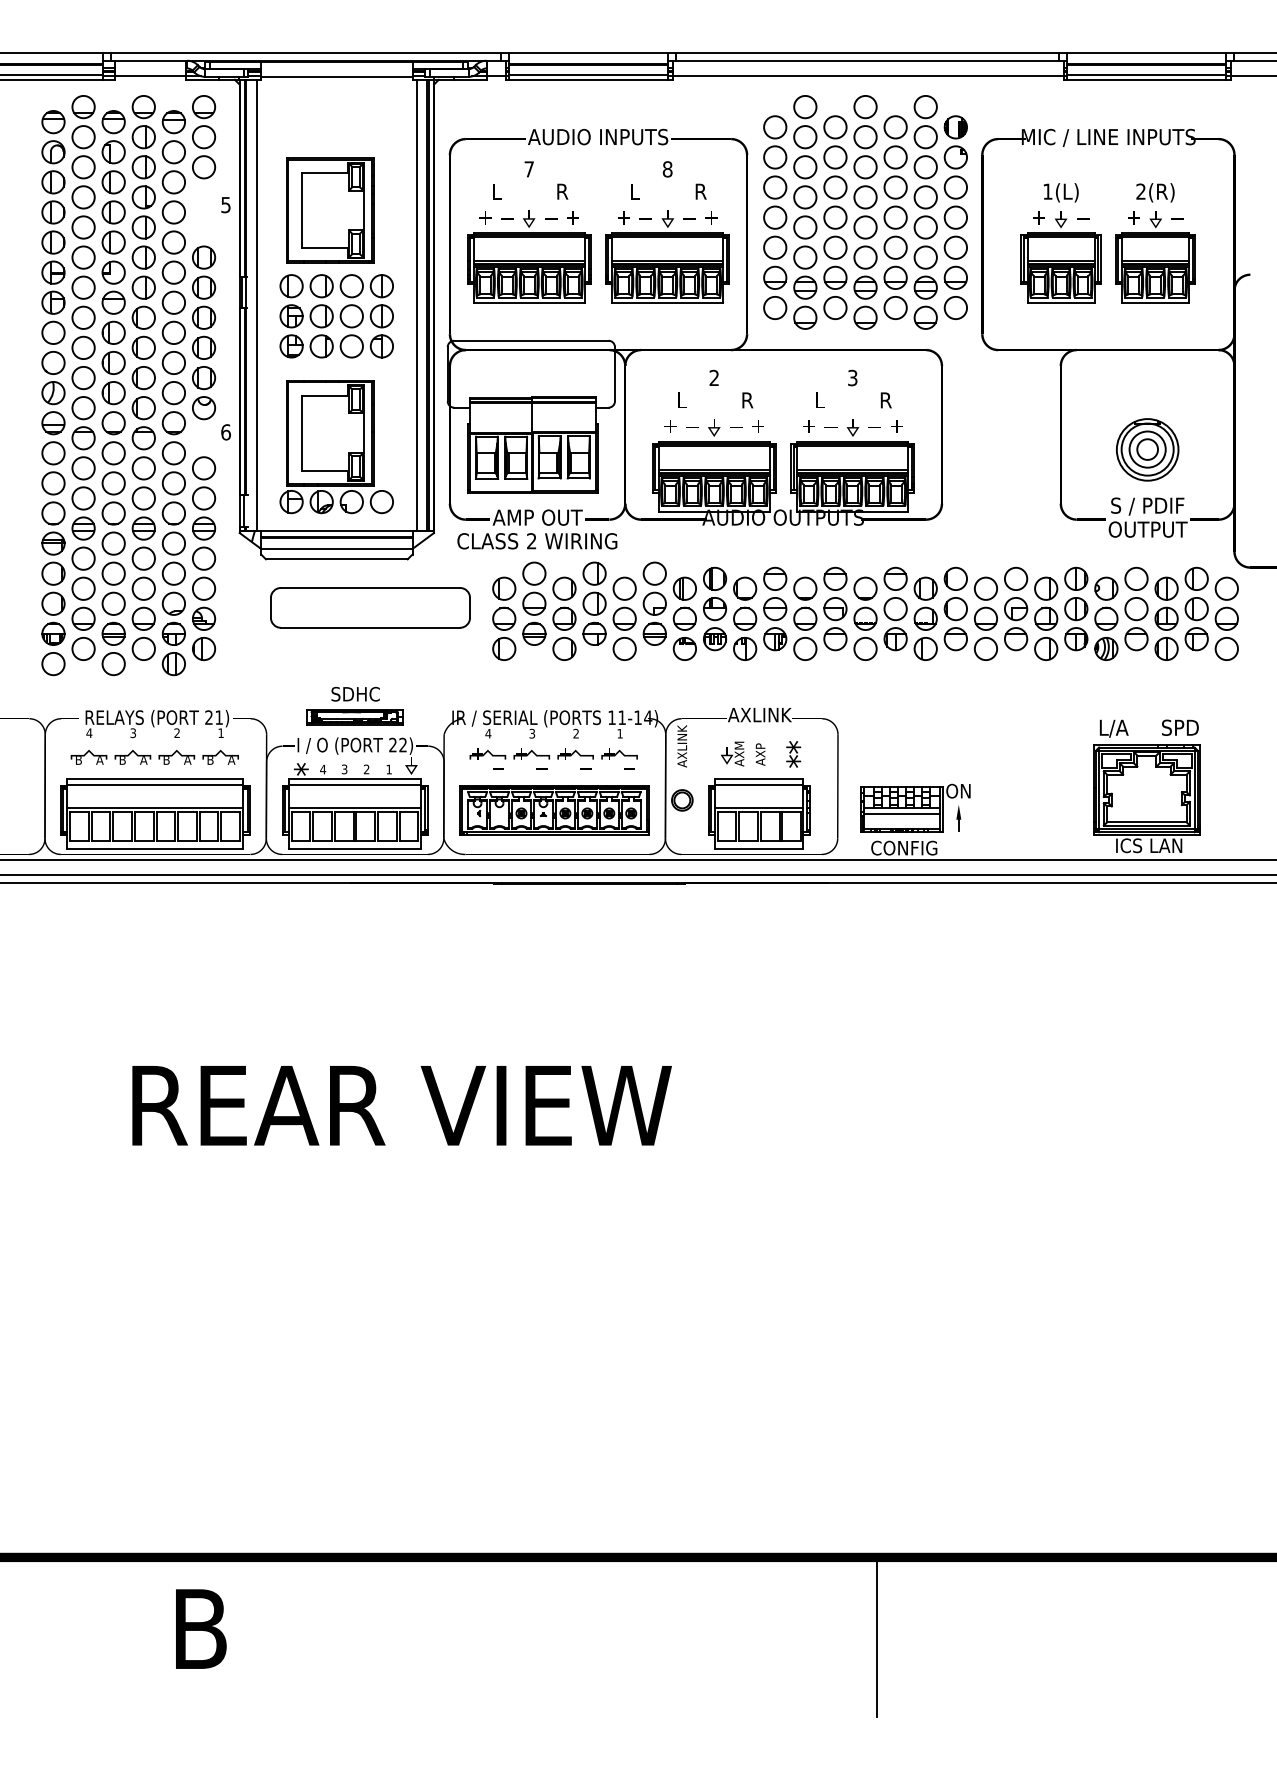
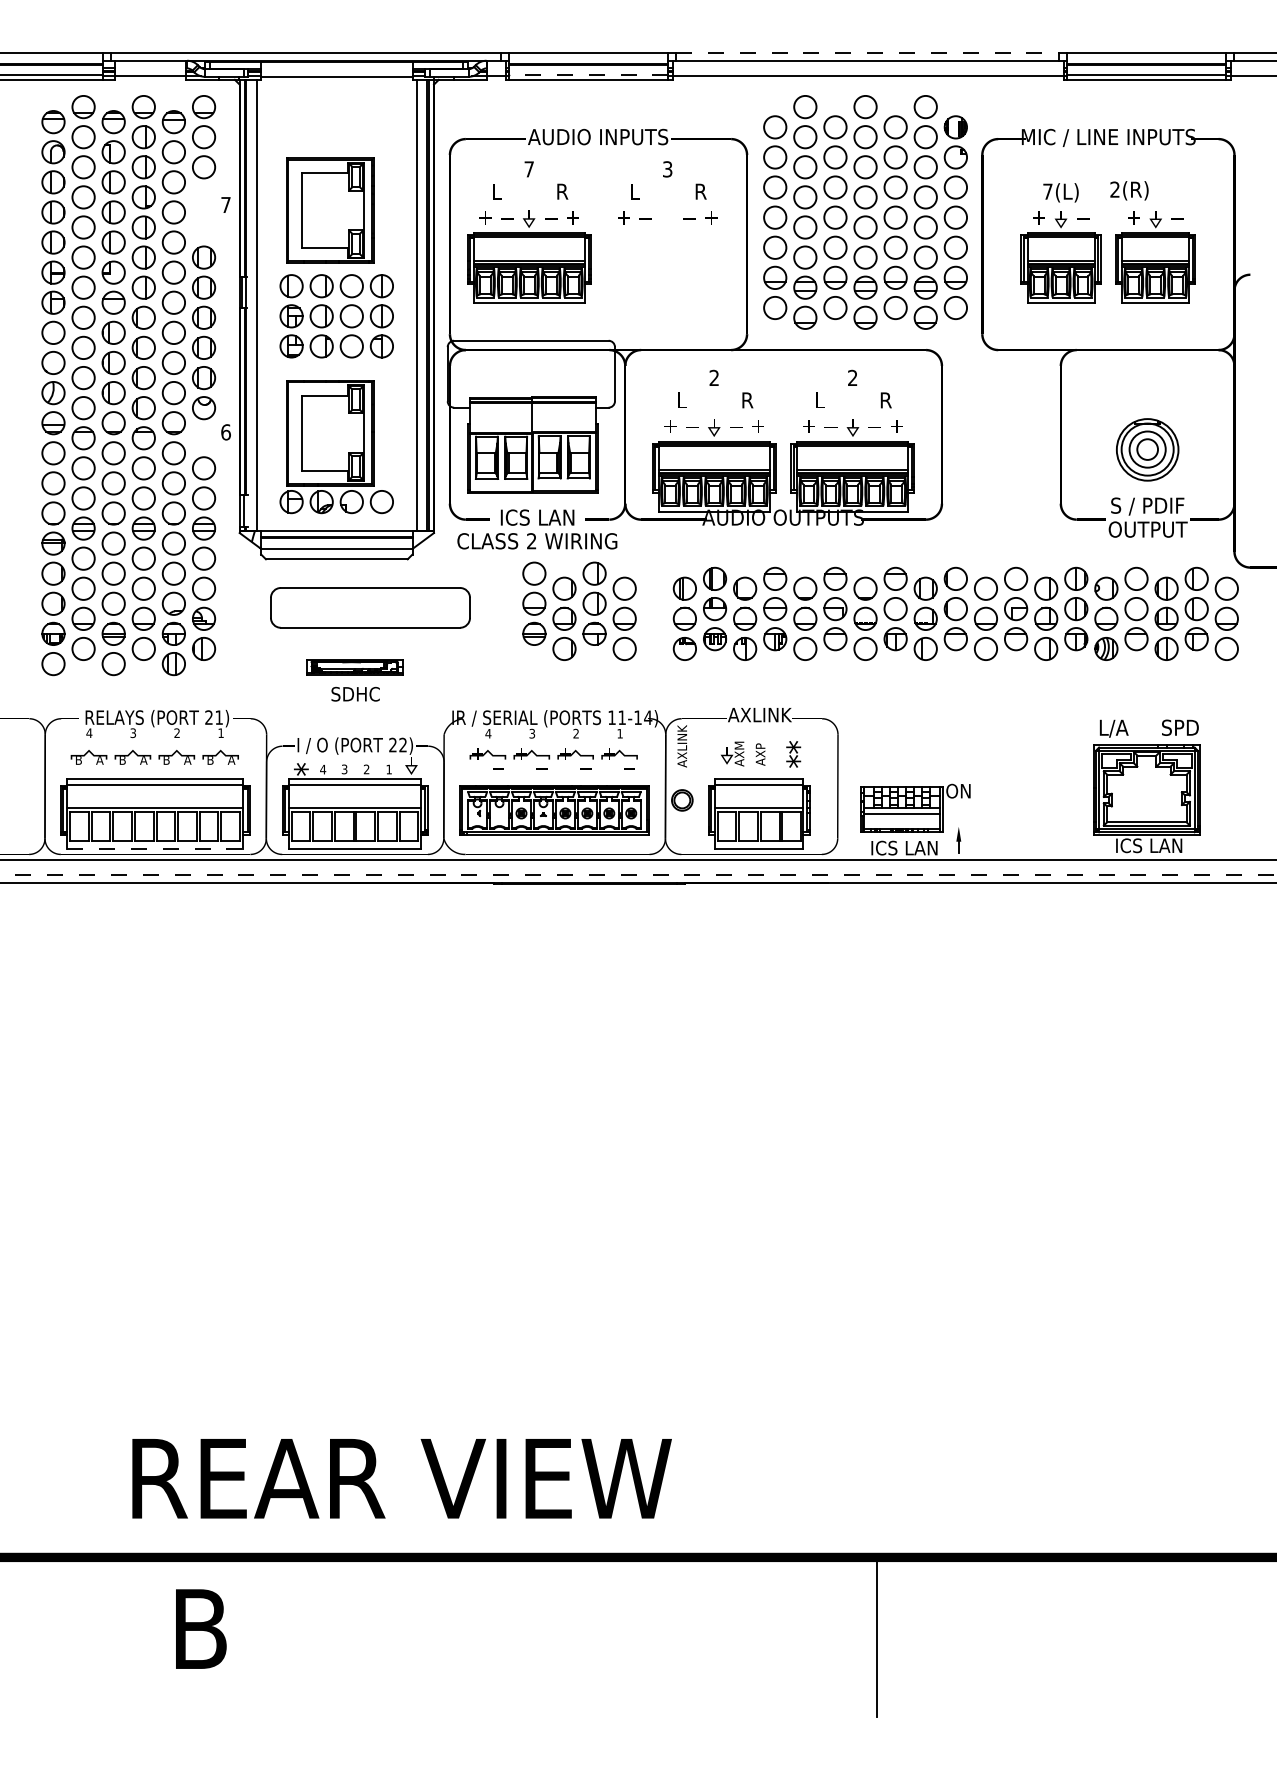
line: solid -> dashed (867, 53)
line: solid -> dashed (588, 75)
text: 8 -> 3 (667, 169)
text: 1(L) -> 7(L) (1047, 191)
text position: (1155, 192) -> (1129, 190) (1129, 190)
text: 5 -> 7 (225, 205)
part: present -> none (667, 256)
text: 3 -> 2 (852, 378)
text: AMP OUT -> ICS LAN (537, 517)
part: present -> none (654, 603)
part: present -> none (504, 618)
part position: (354, 717) -> (354, 667) (354, 667)
part position: (958, 818) -> (958, 840) (958, 840)
text: CONFIG -> ICS LAN (904, 847)
line: solid -> dashed (155, 849)
line: solid -> dashed (638, 875)
text position: (401, 1105) -> (401, 1478) (401, 1478)
